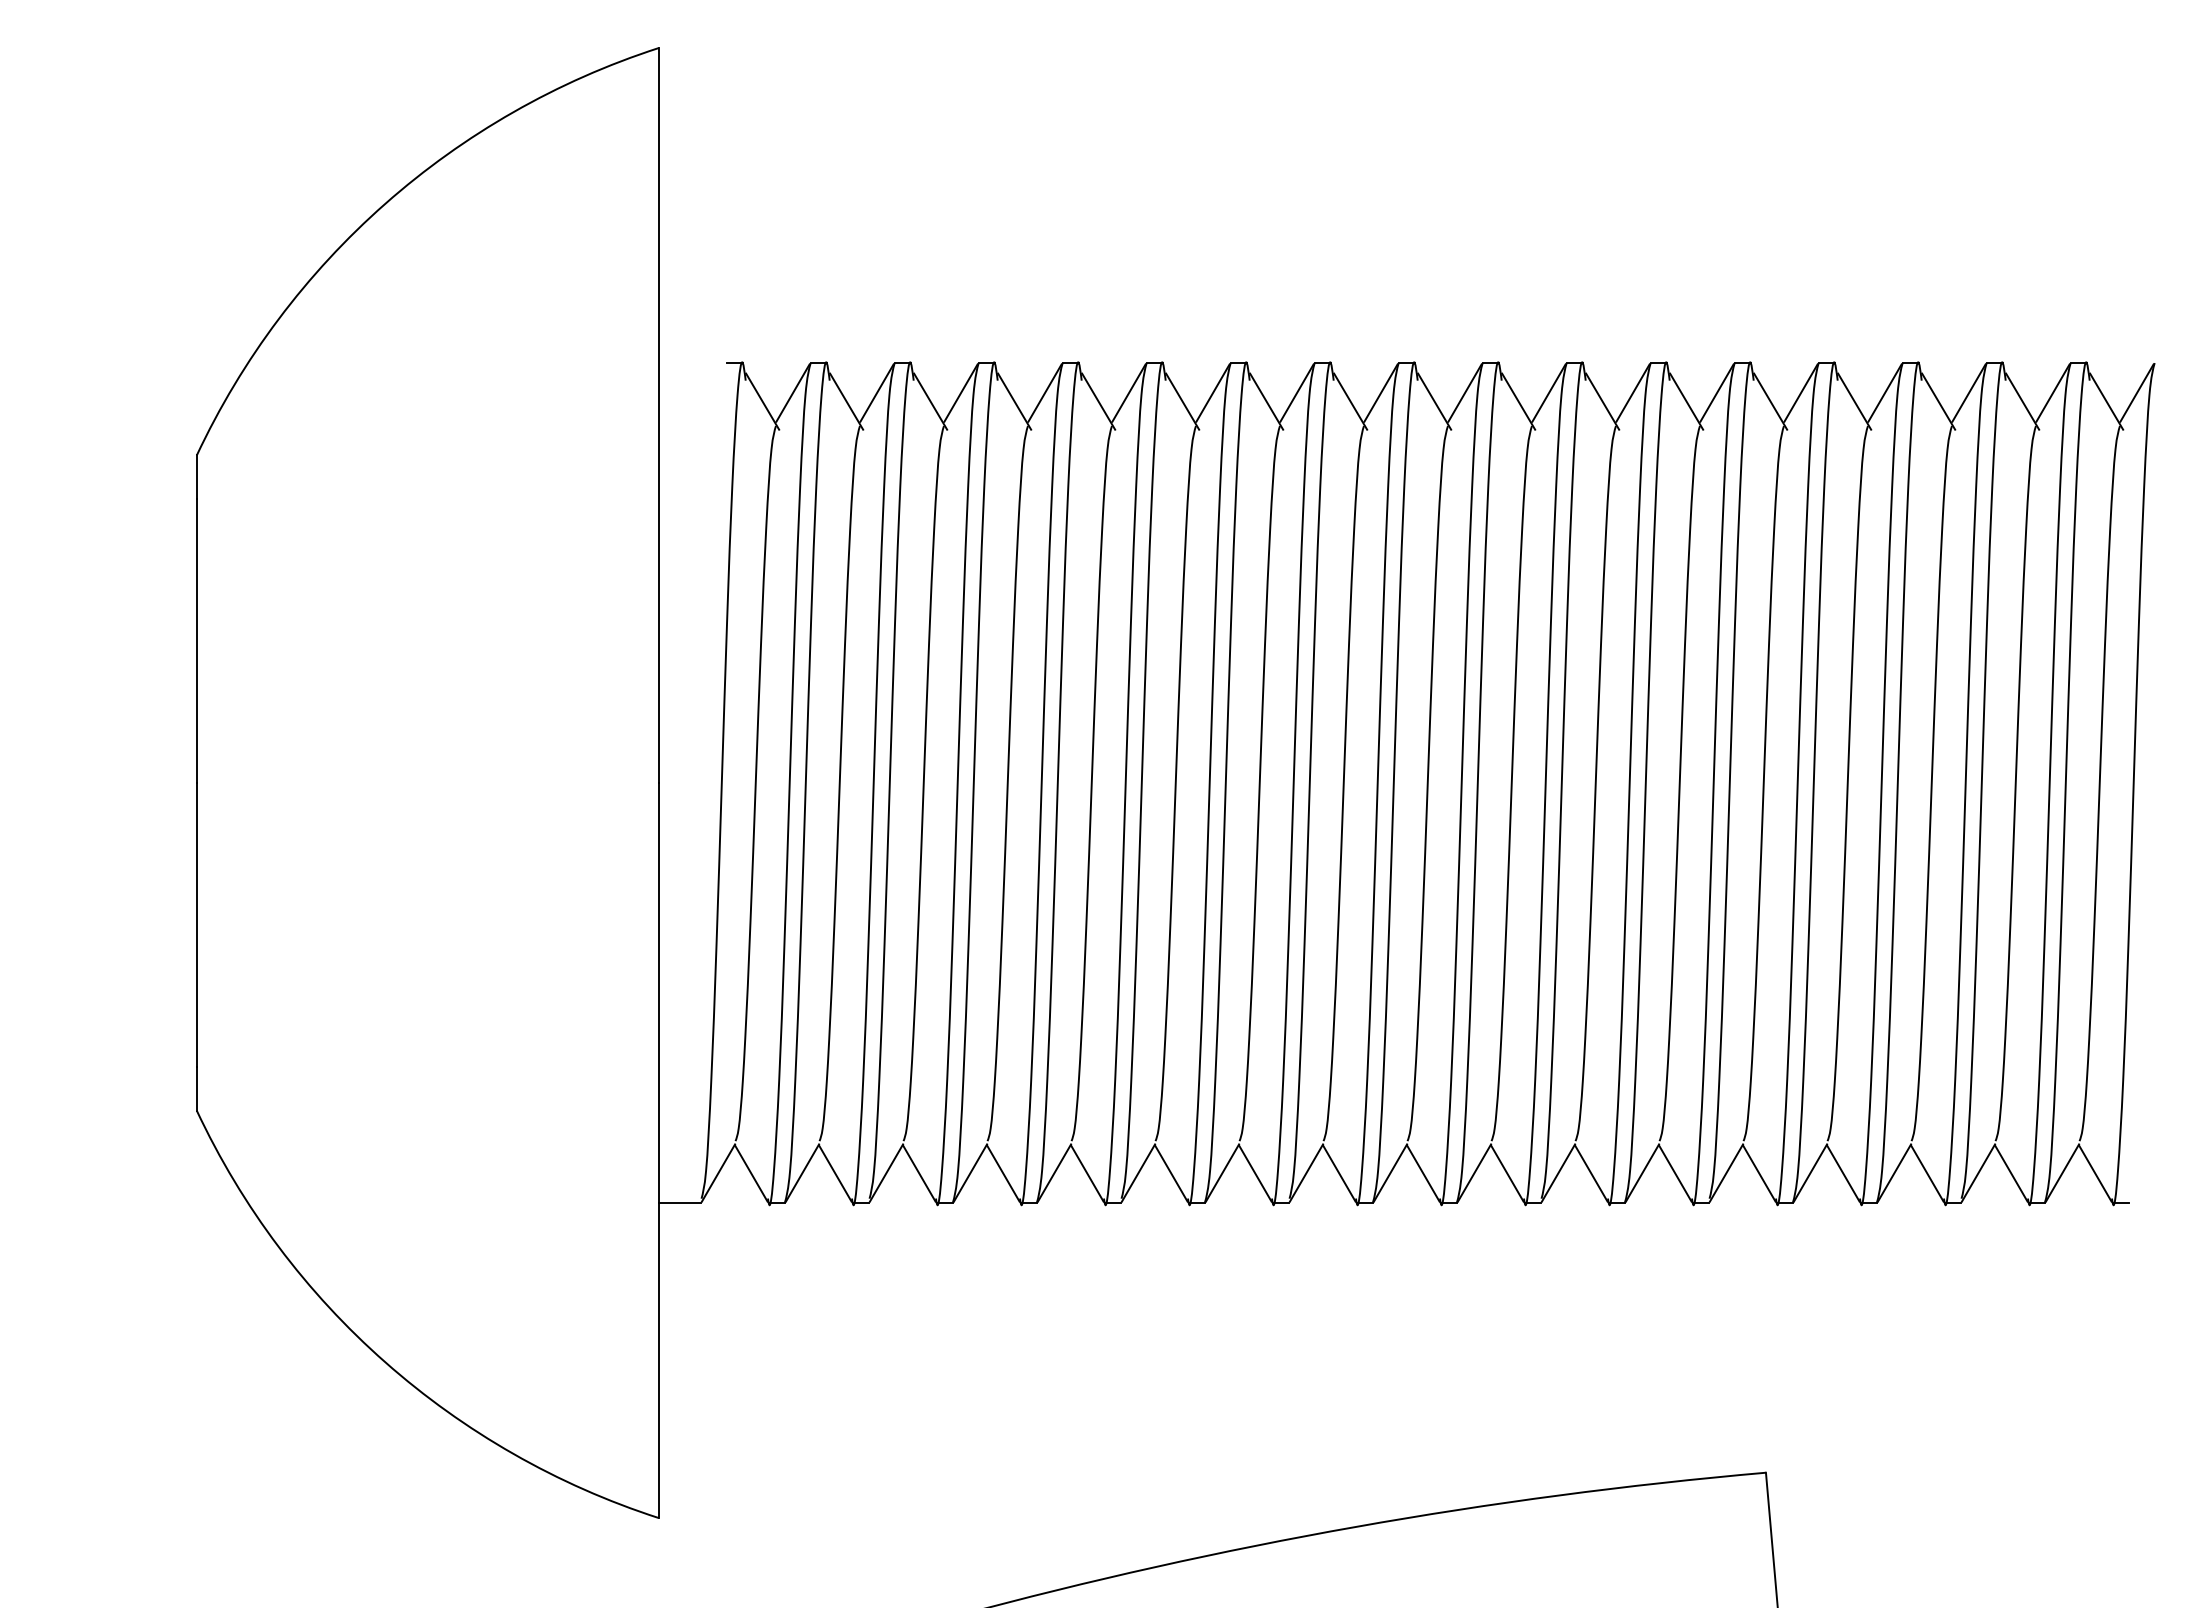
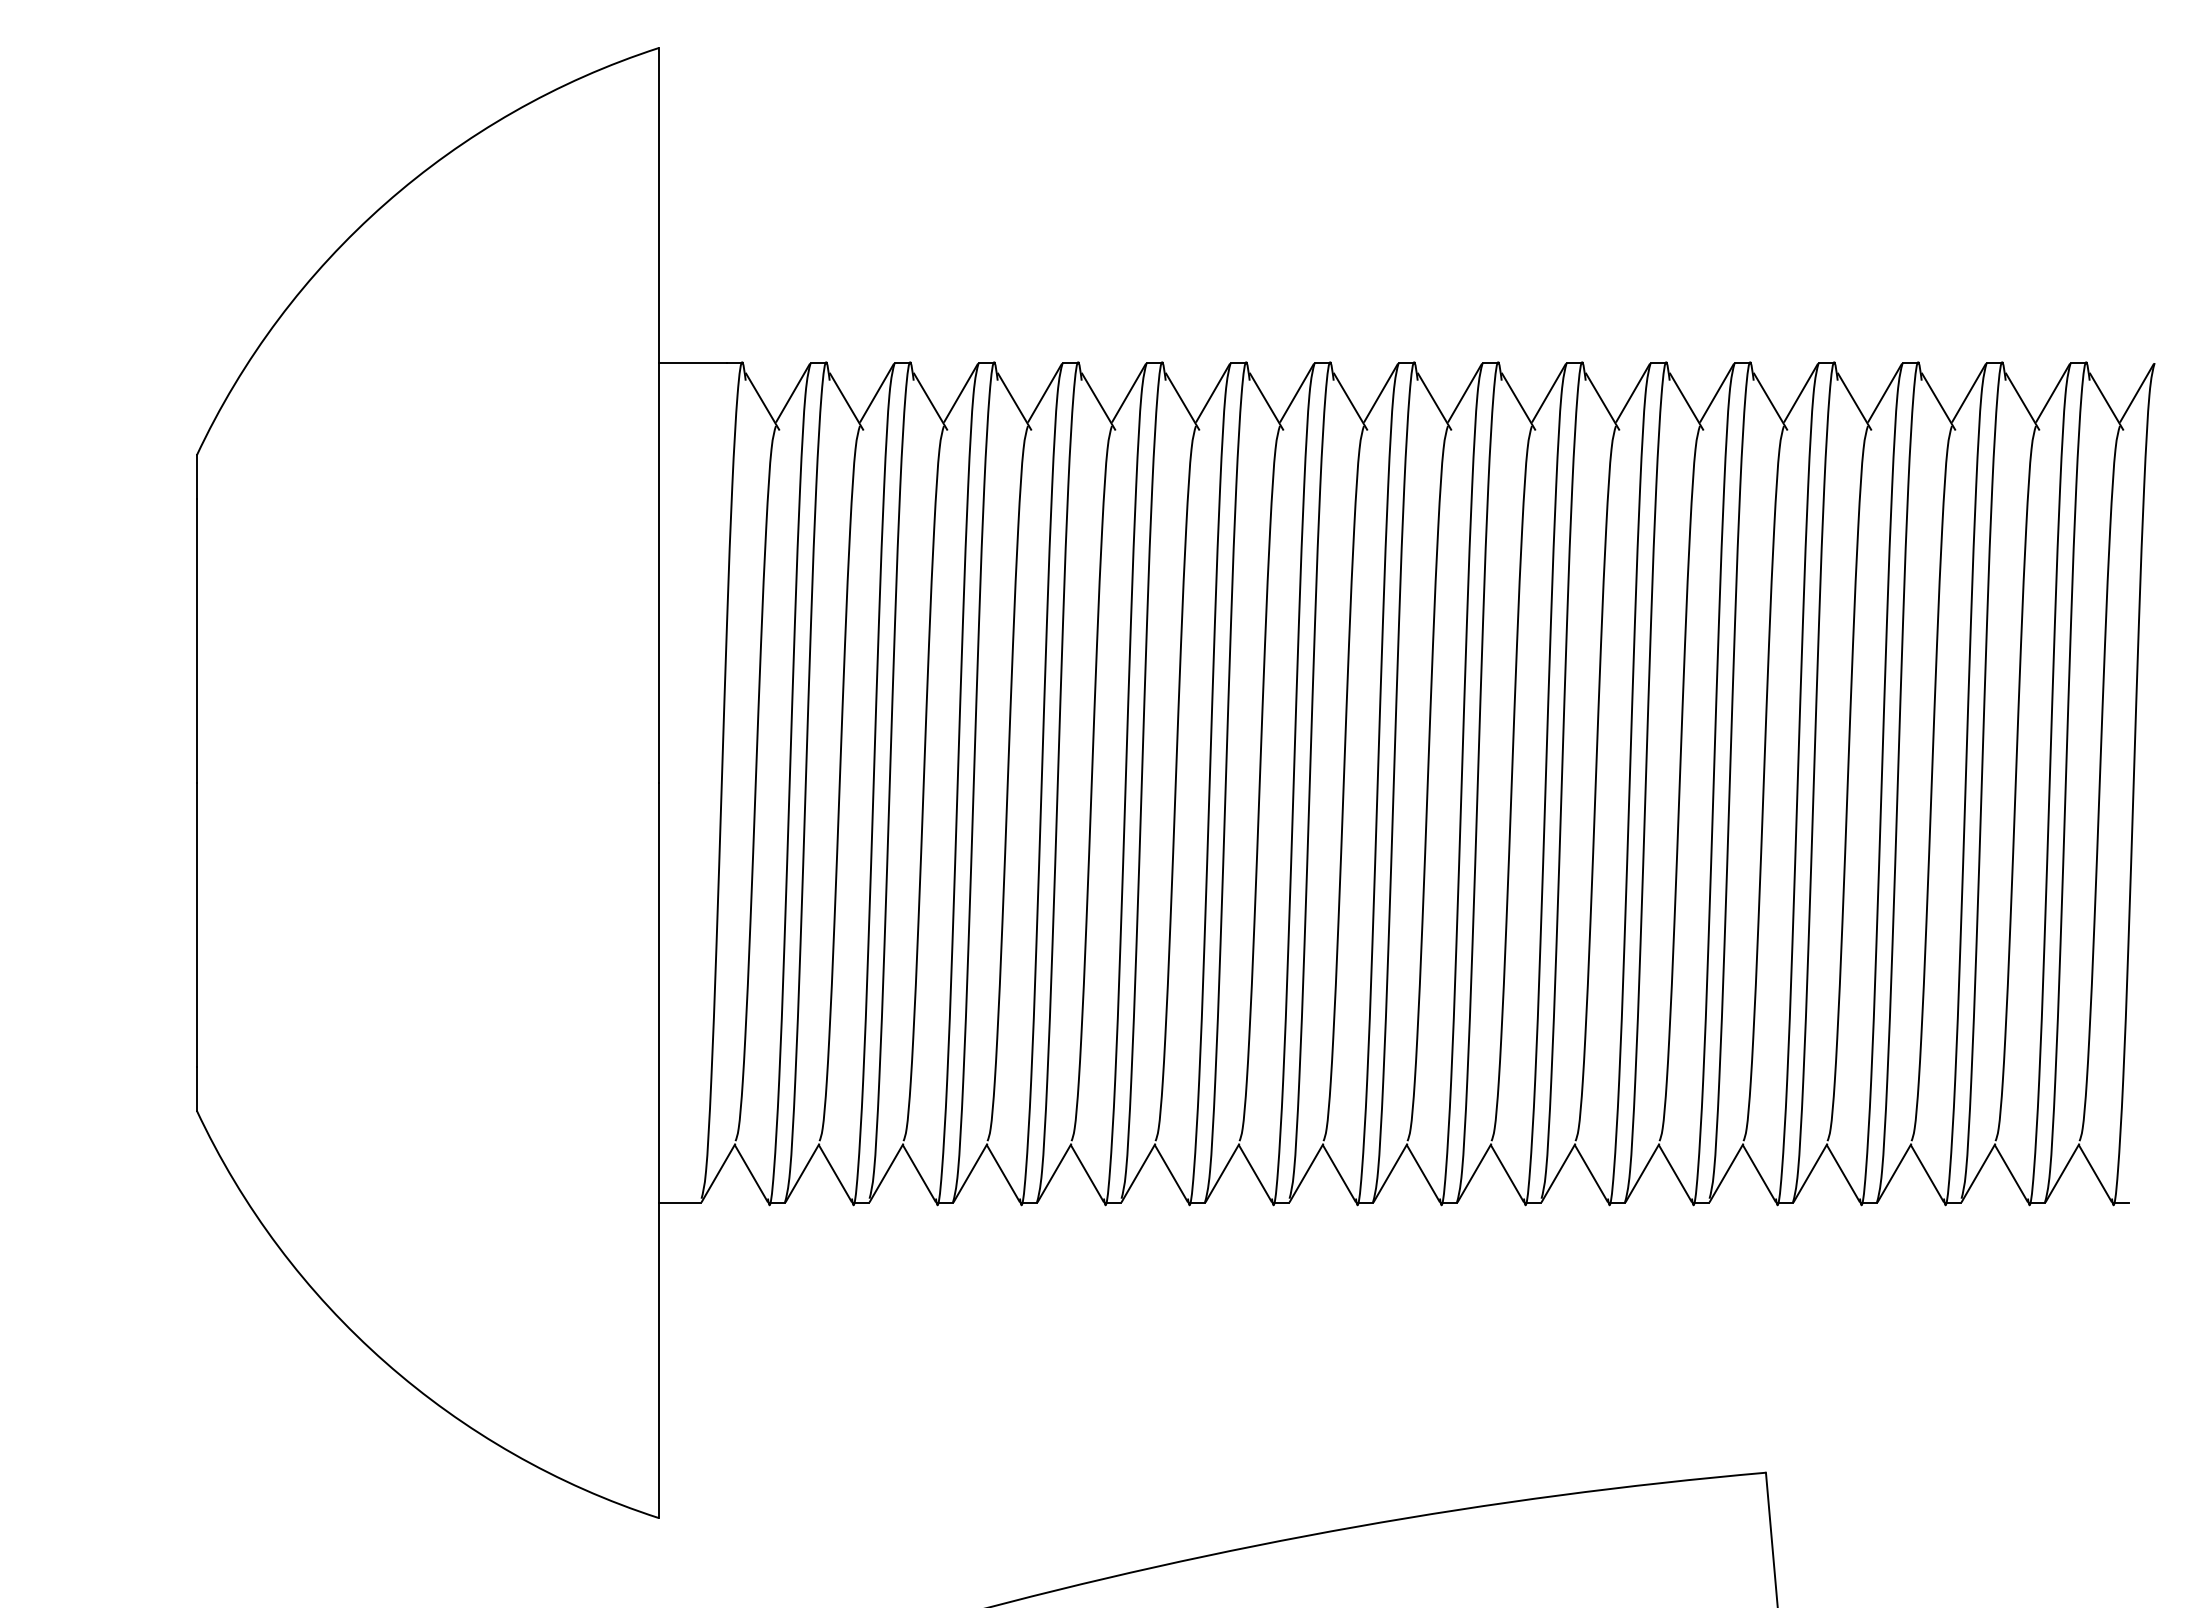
line: none -> present (692, 363)
